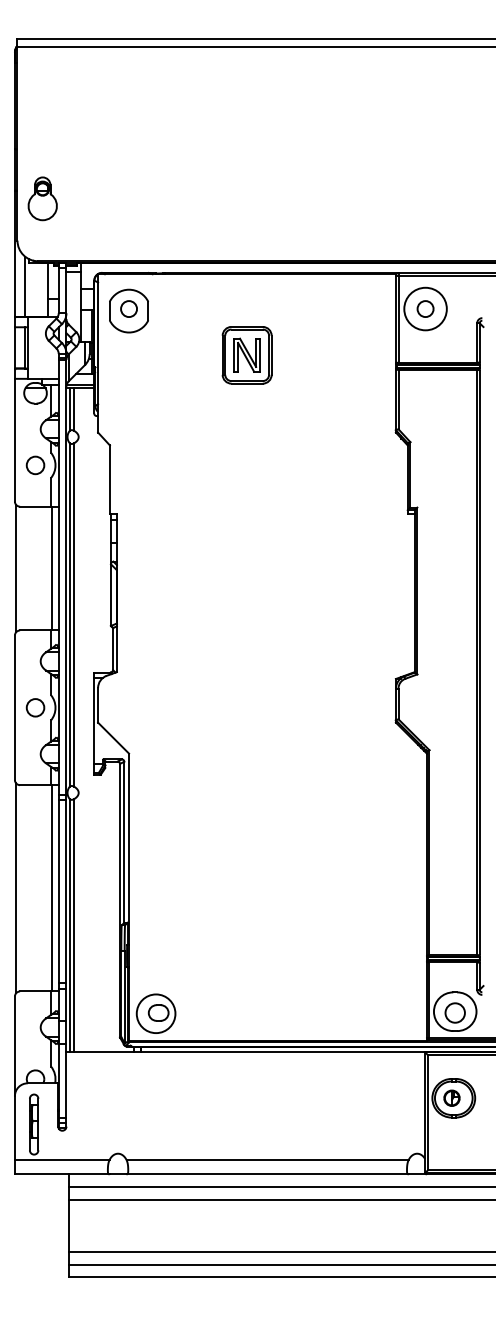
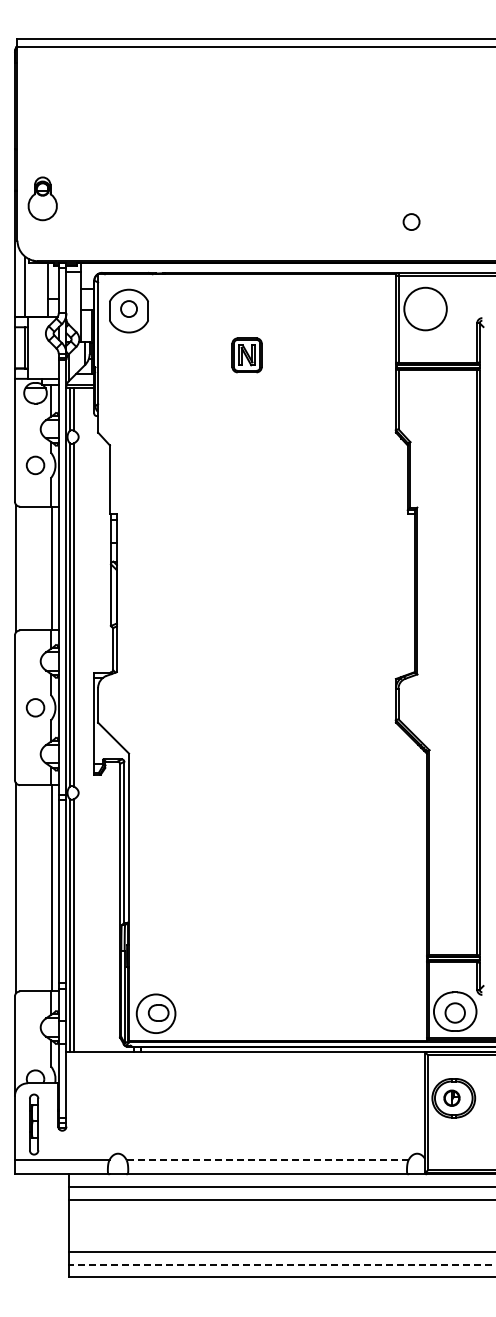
circle position: (425, 308) -> (411, 221) (411, 221)
part size: 52x59 px -> 32x37 px (246, 355)
line: solid -> dashed (267, 1160)
line: solid -> dashed (282, 1264)
